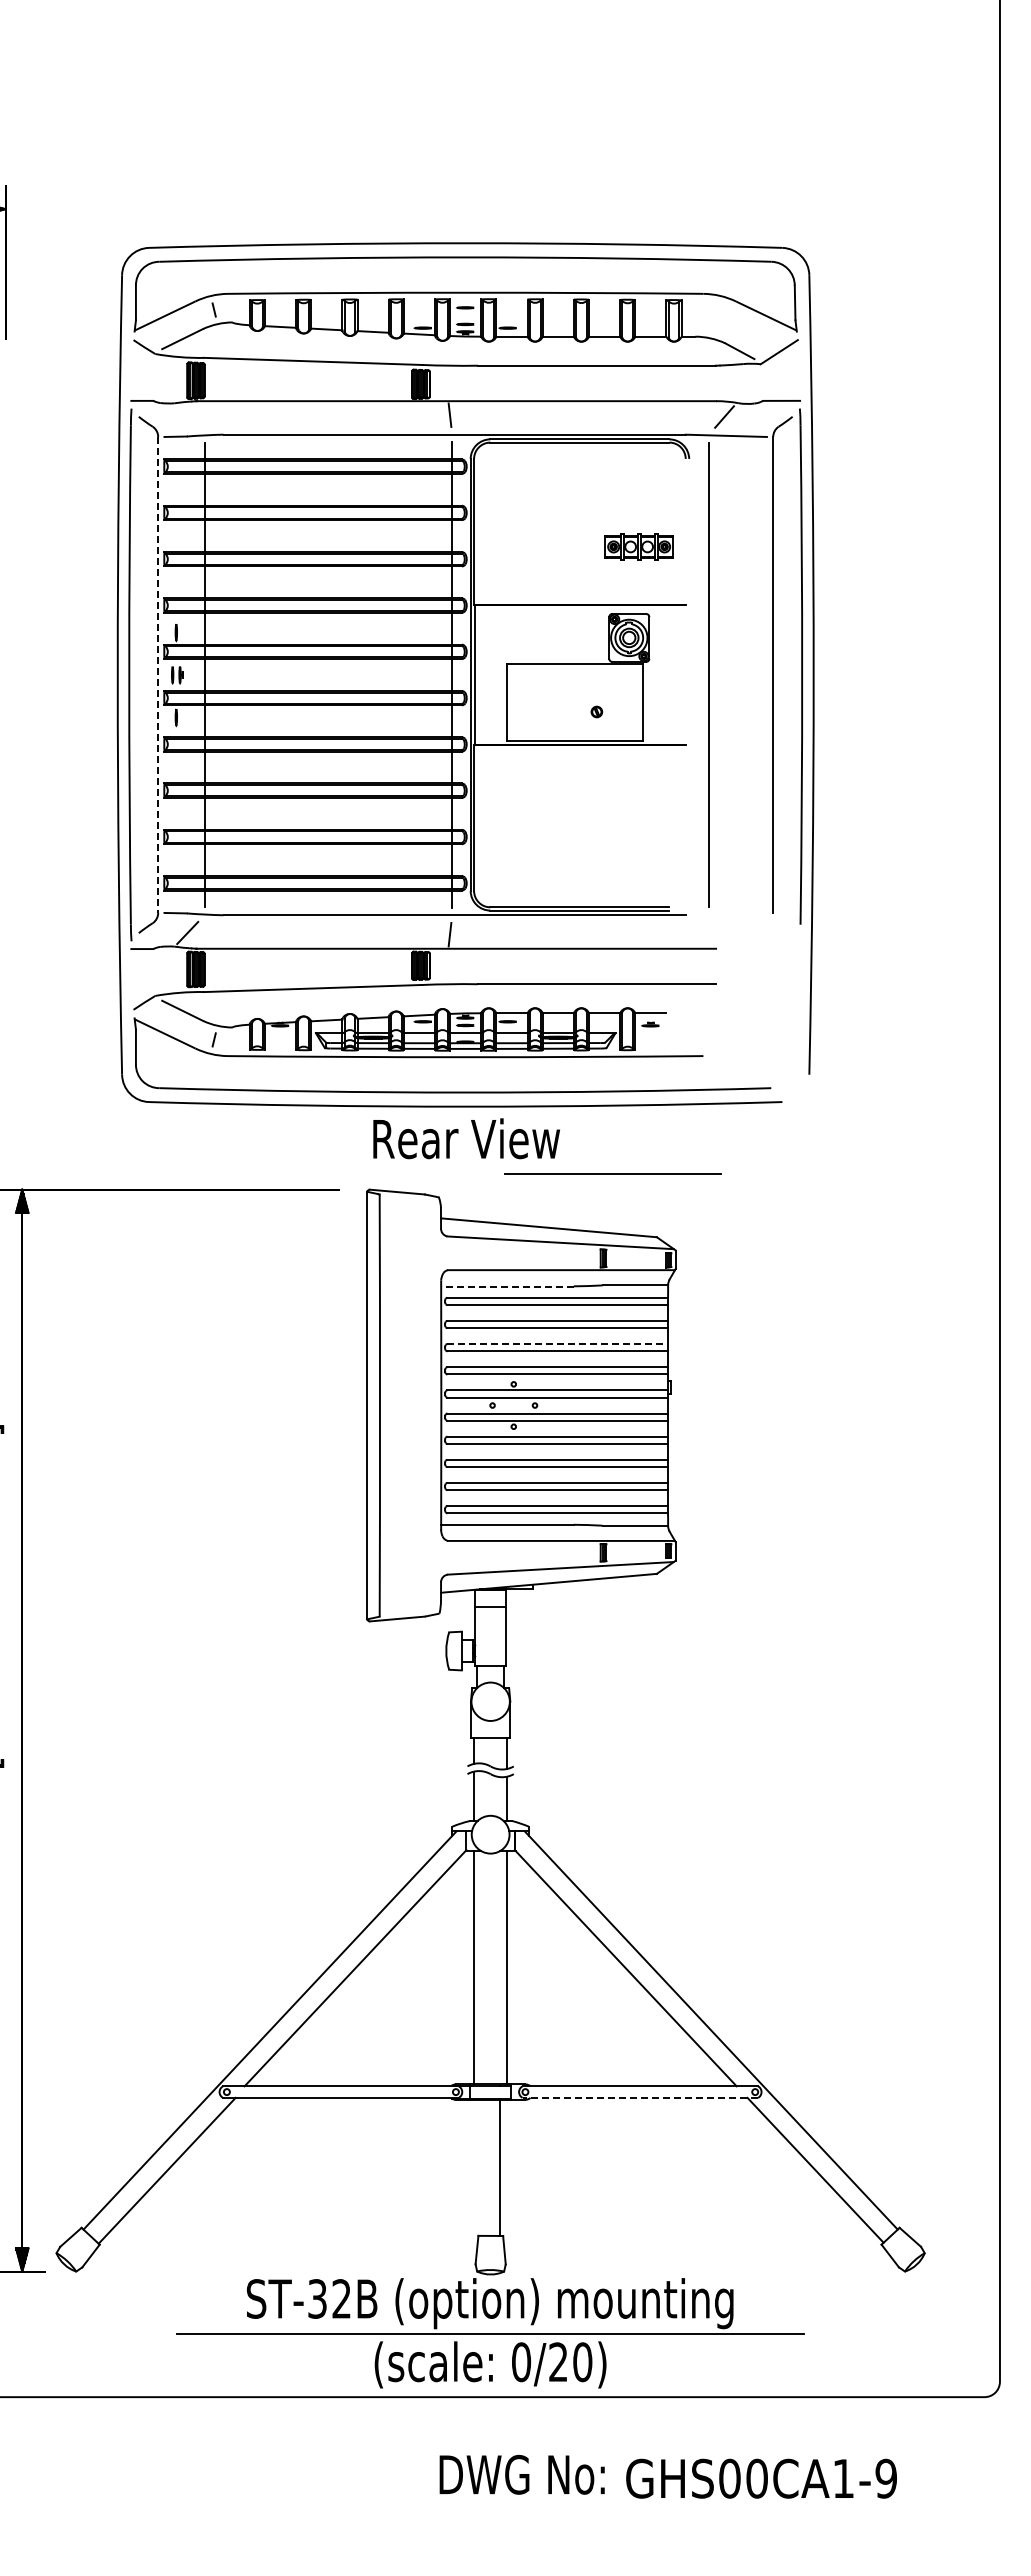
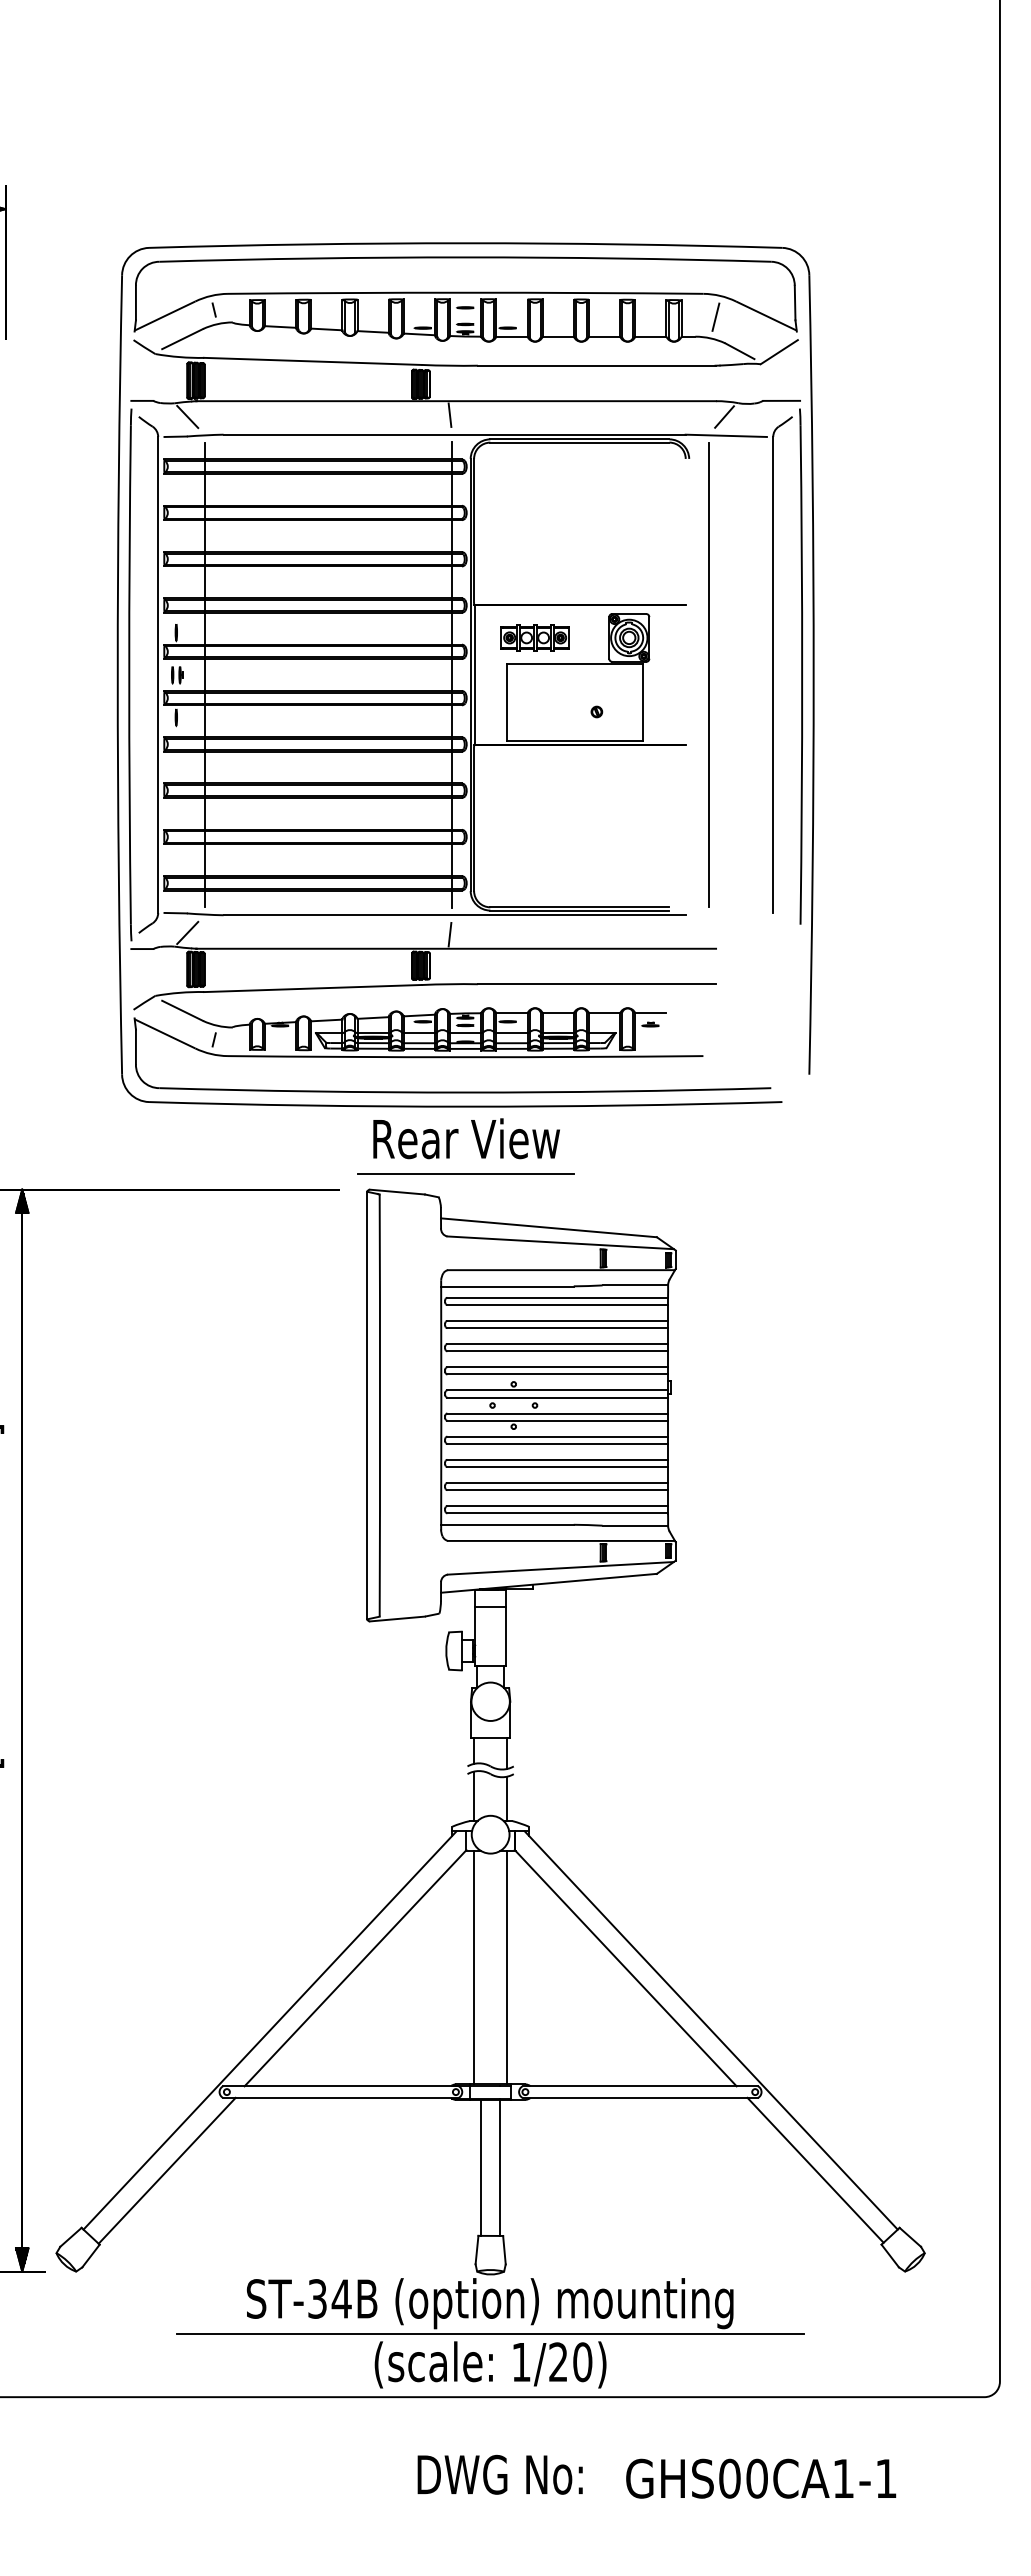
line: none -> present (715, 316)
line: none -> present (187, 416)
part position: (638, 546) -> (534, 637) (534, 637)
line: dashed -> solid (158, 674)
line position: (612, 1173) -> (465, 1173) (465, 1173)
line: dashed -> solid (506, 1286)
line: dashed -> solid (558, 1344)
line: dashed -> solid (640, 2097)
line: none -> present (481, 2167)
text: ST-32B -> ST-34B (341, 2298)
text: 0/20) -> 1/20) (521, 2362)
text position: (521, 2474) -> (499, 2474) (499, 2474)
text: GHS00CA1-9 -> GHS00CA1-1 (885, 2478)
